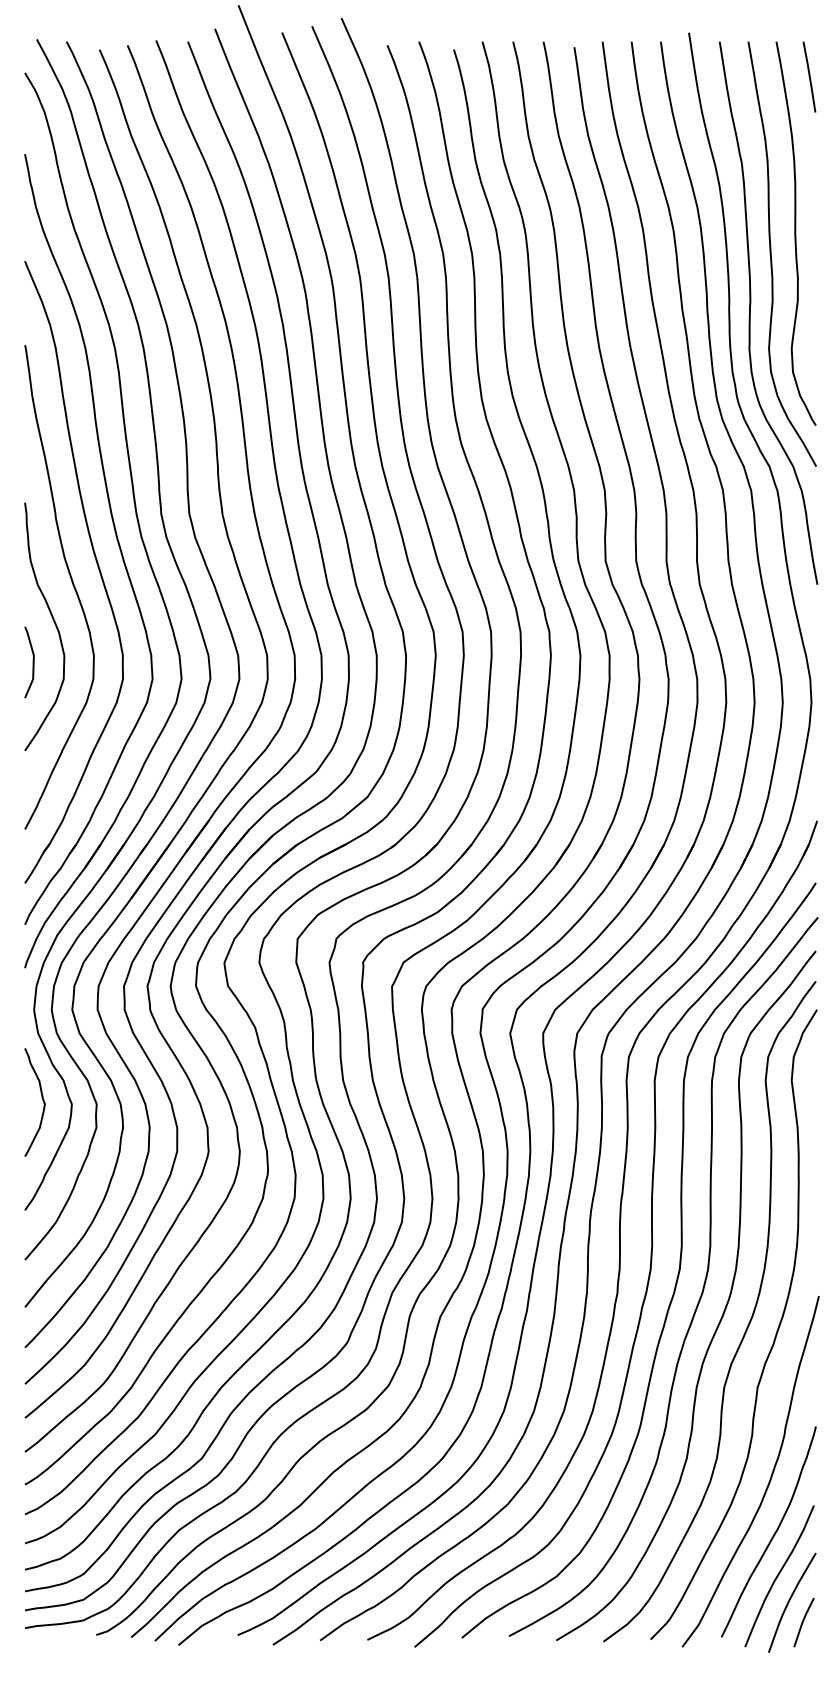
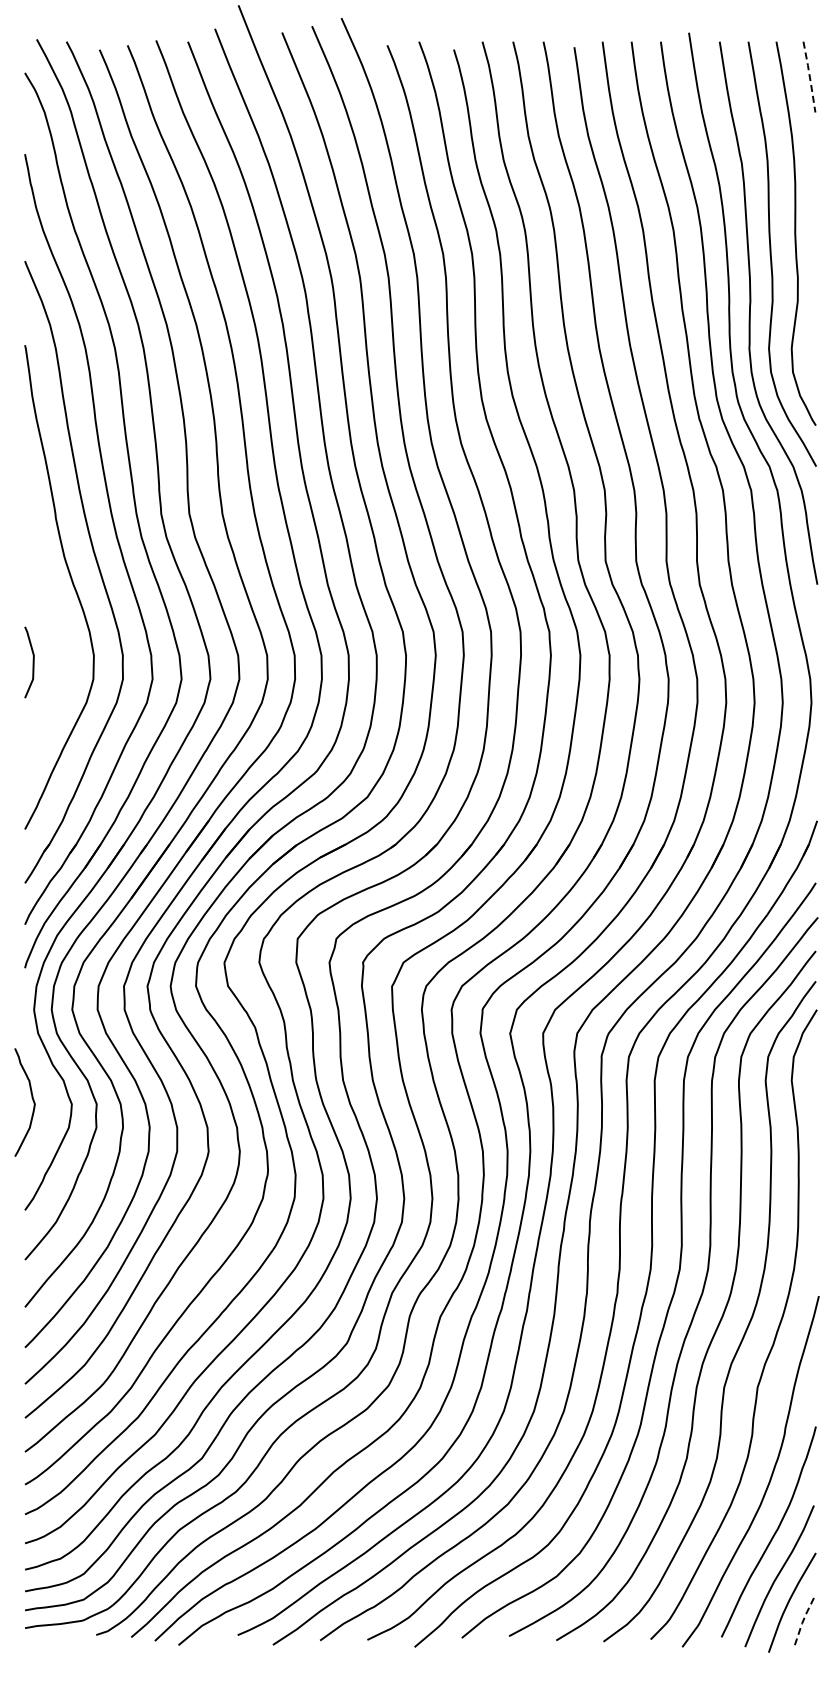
line: solid -> dashed (809, 77)
curve: present -> none (53, 622)
curve position: (41, 1098) -> (31, 1098) (31, 1098)
line: solid -> dashed (802, 1621)
